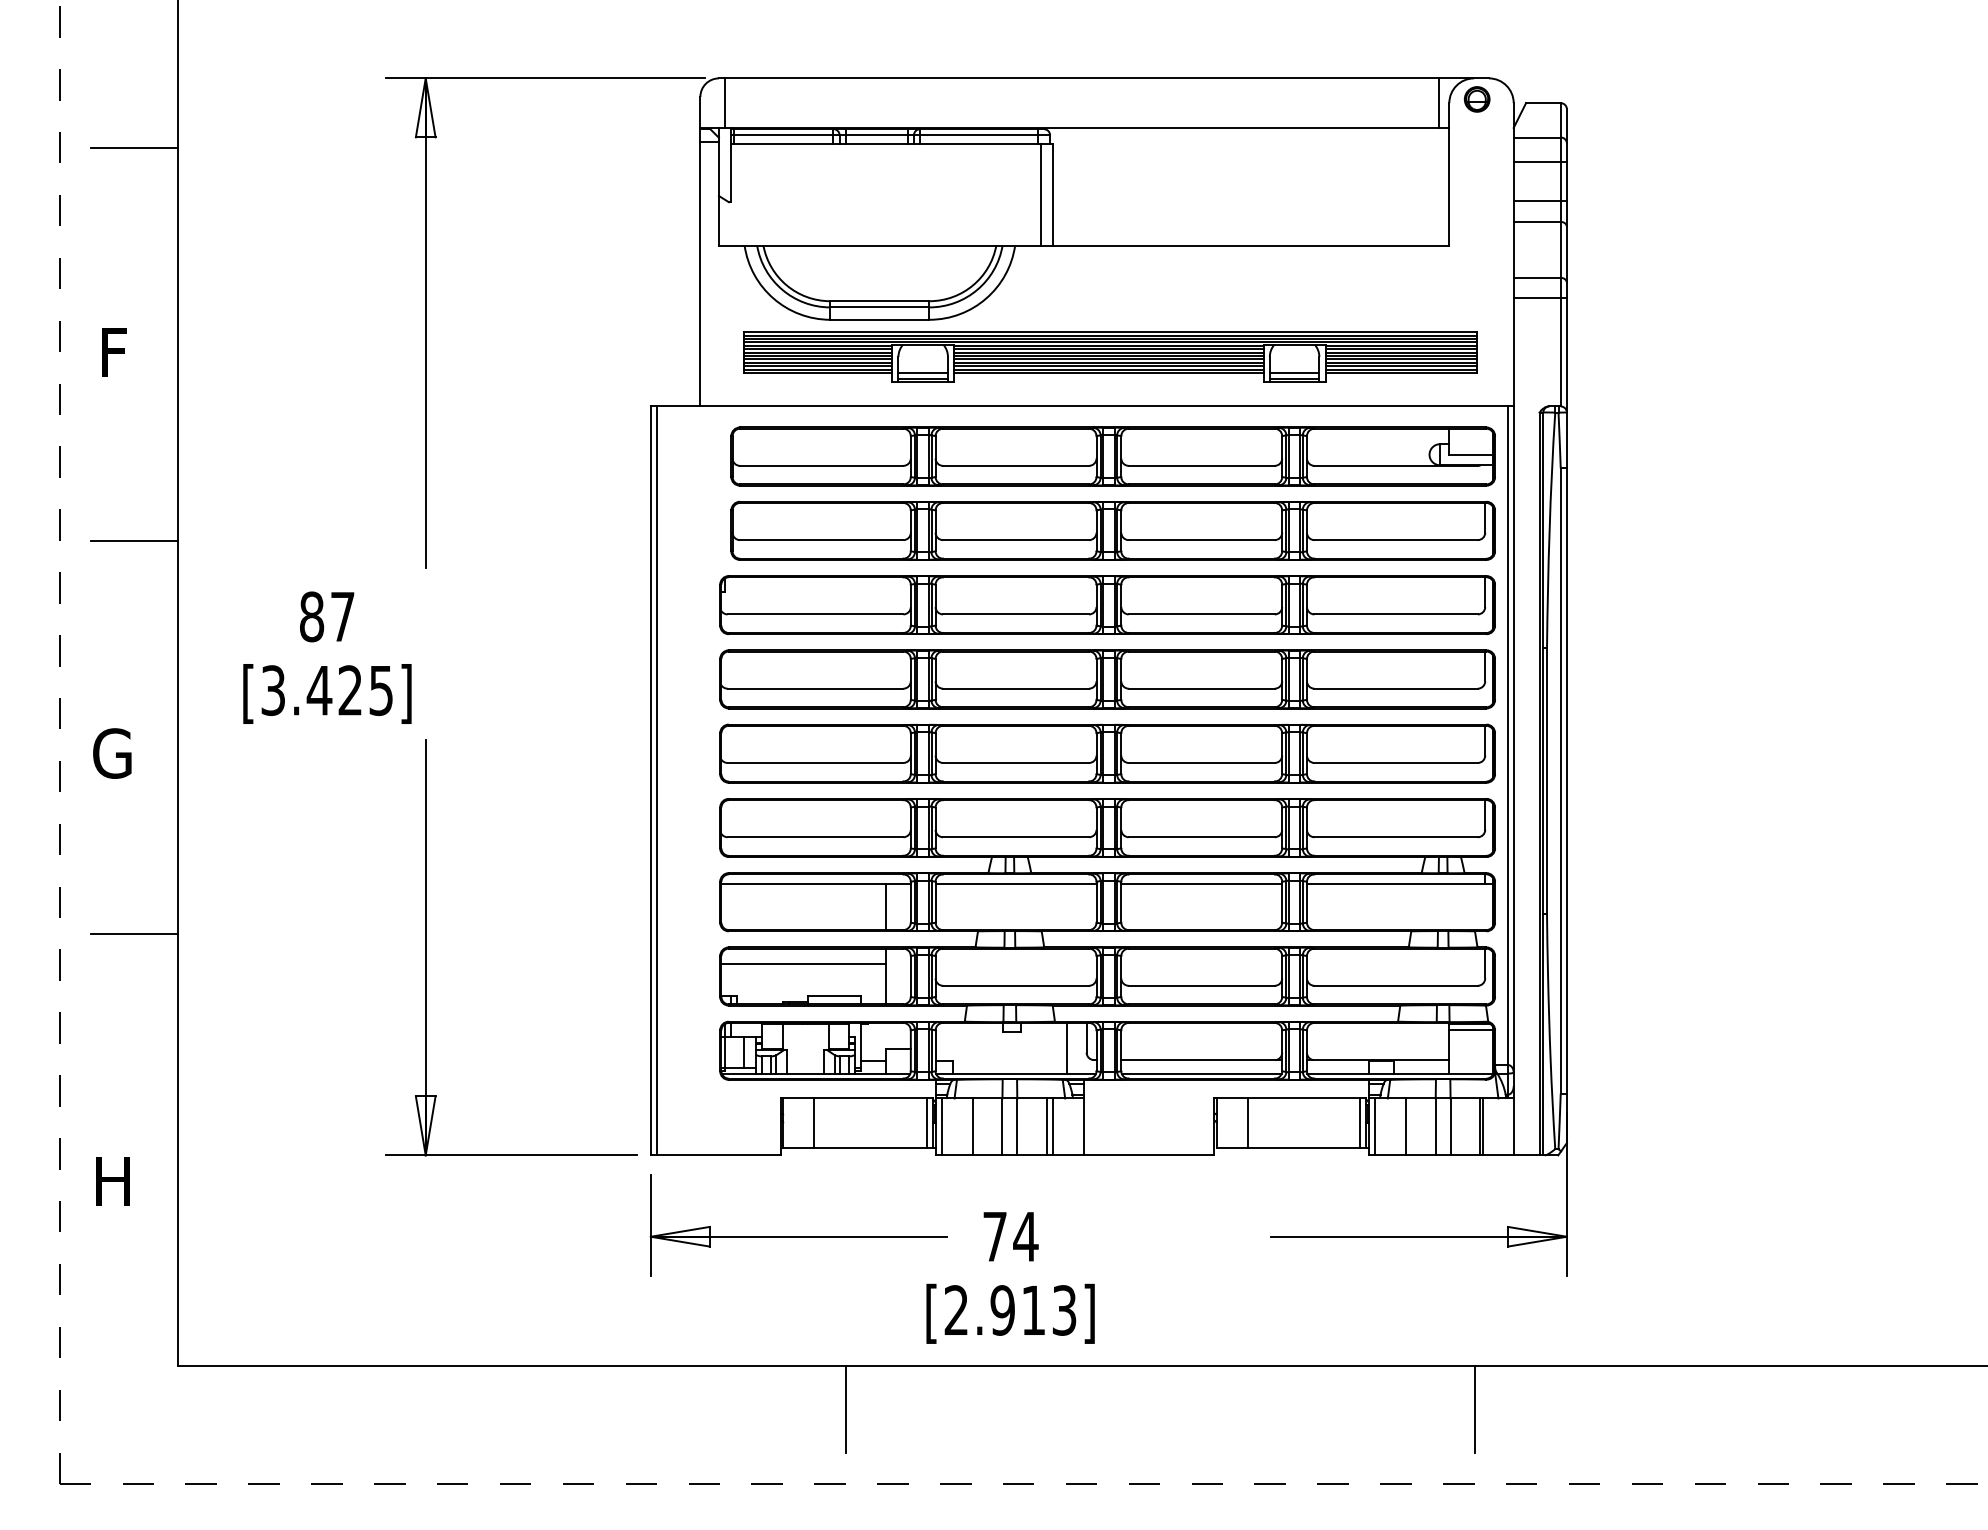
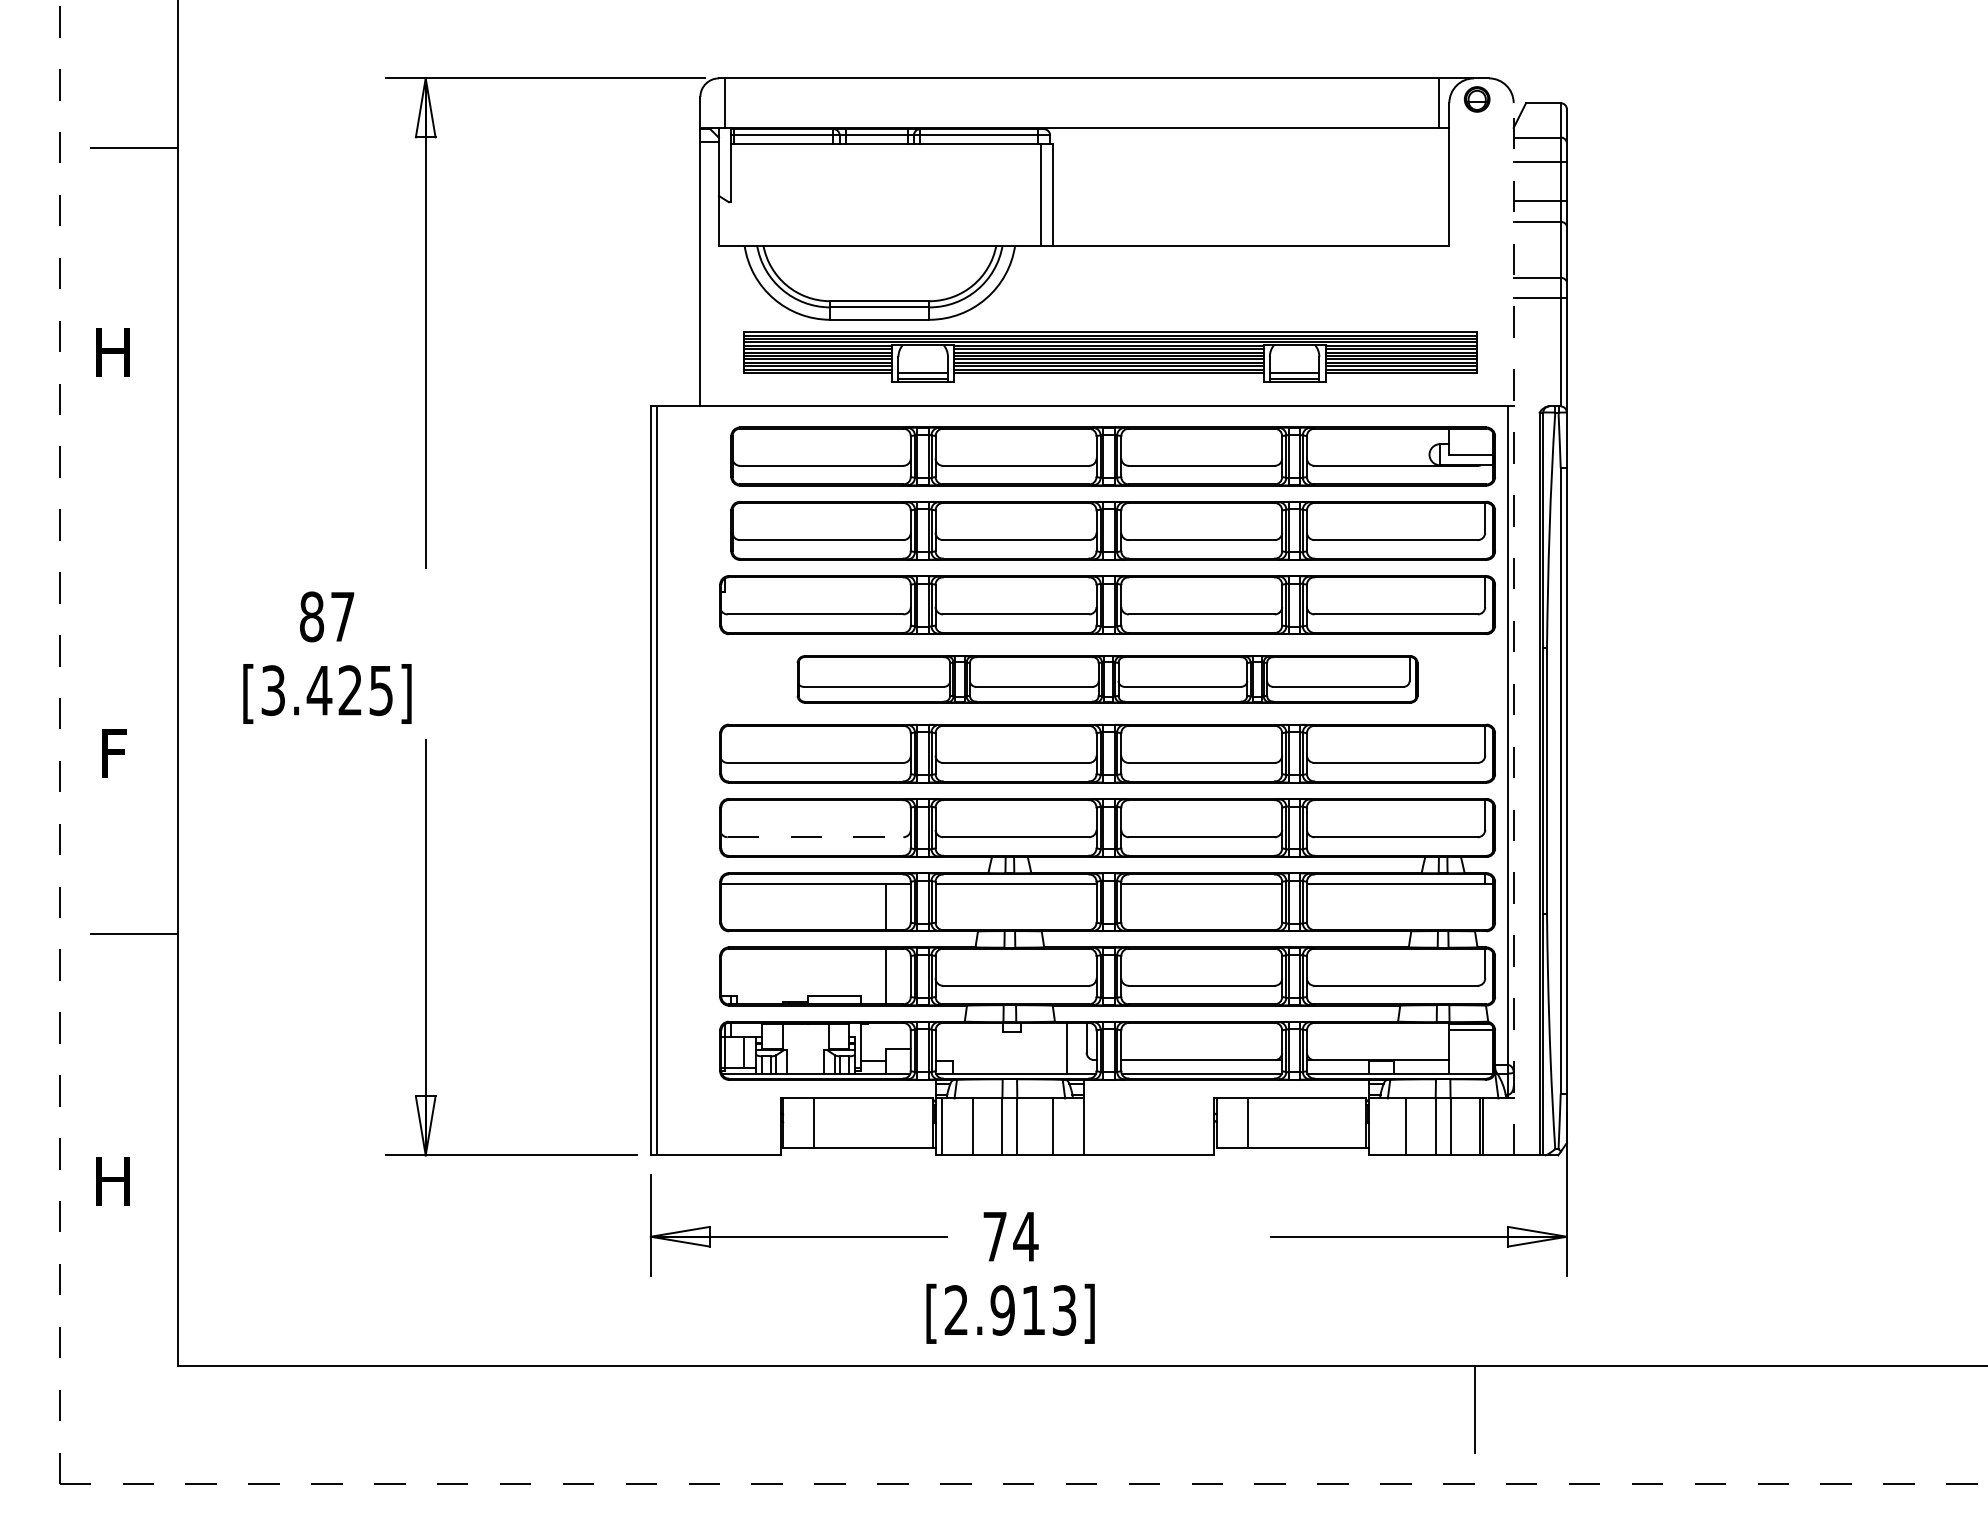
text: F -> H (112, 352)
line: present -> none (134, 540)
line: solid -> dashed (1513, 628)
part size: 777x61 px -> 623x49 px (1107, 679)
text: G -> F (112, 753)
line: solid -> dashed (815, 837)
line: present -> none (803, 964)
line: present -> none (926, 1122)
line: present -> none (1360, 1122)
line: present -> none (1047, 1126)
line: present -> none (1375, 1126)
line: present -> none (845, 1409)
